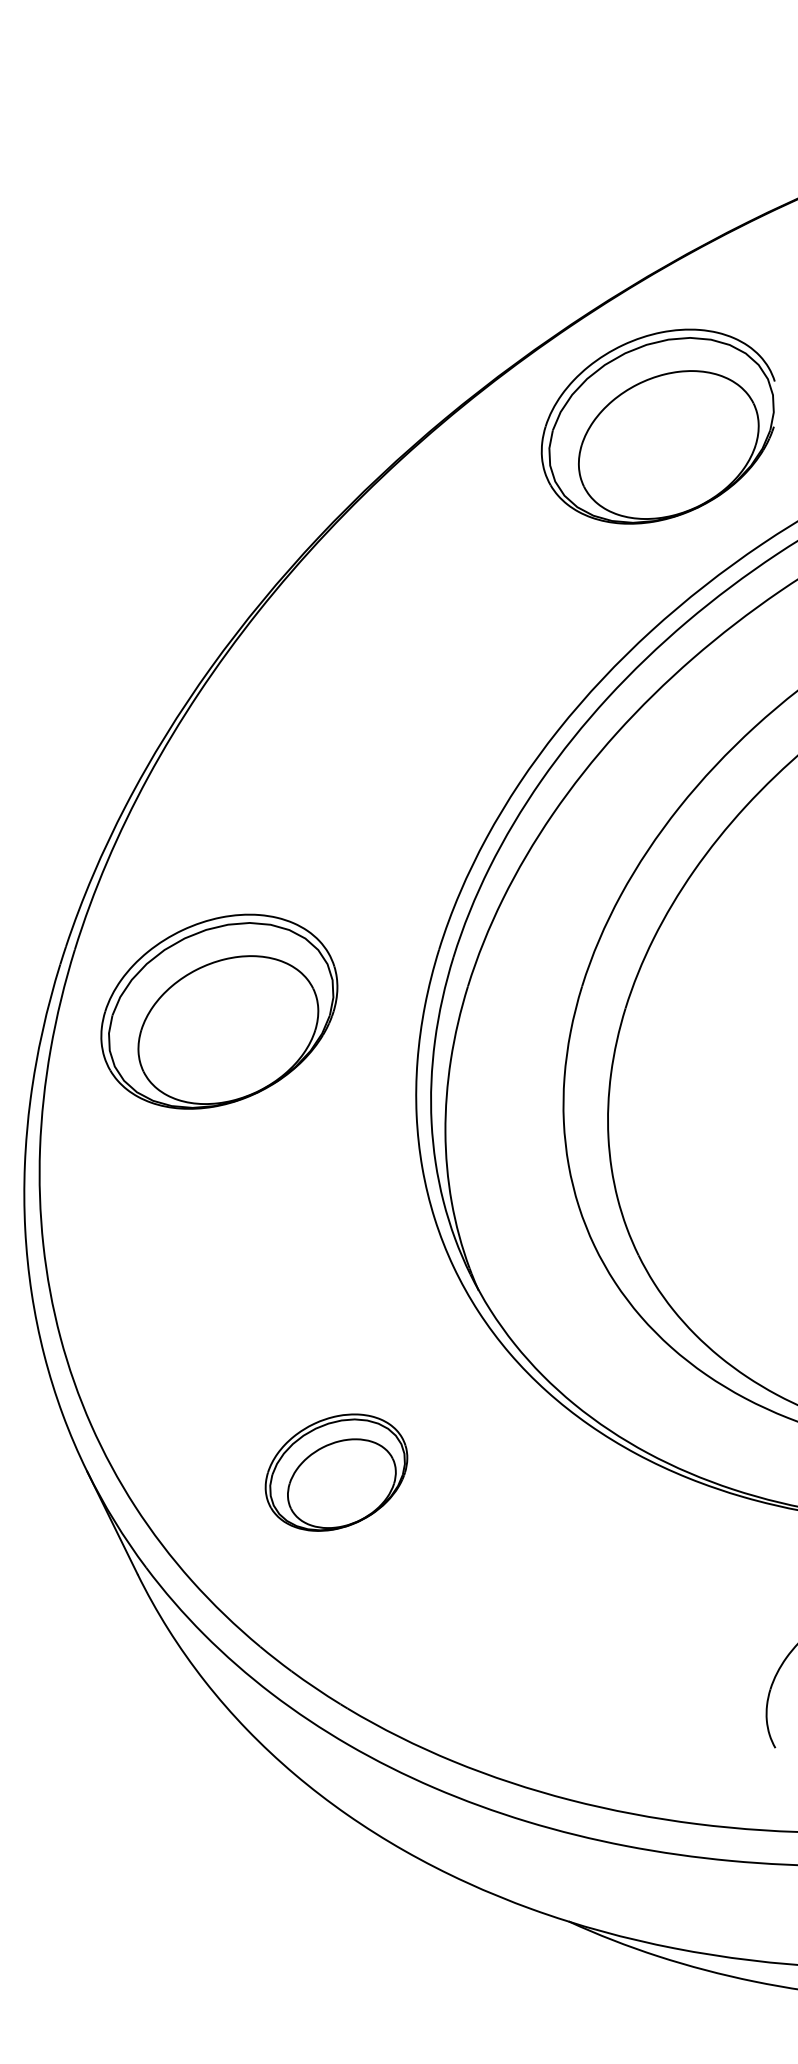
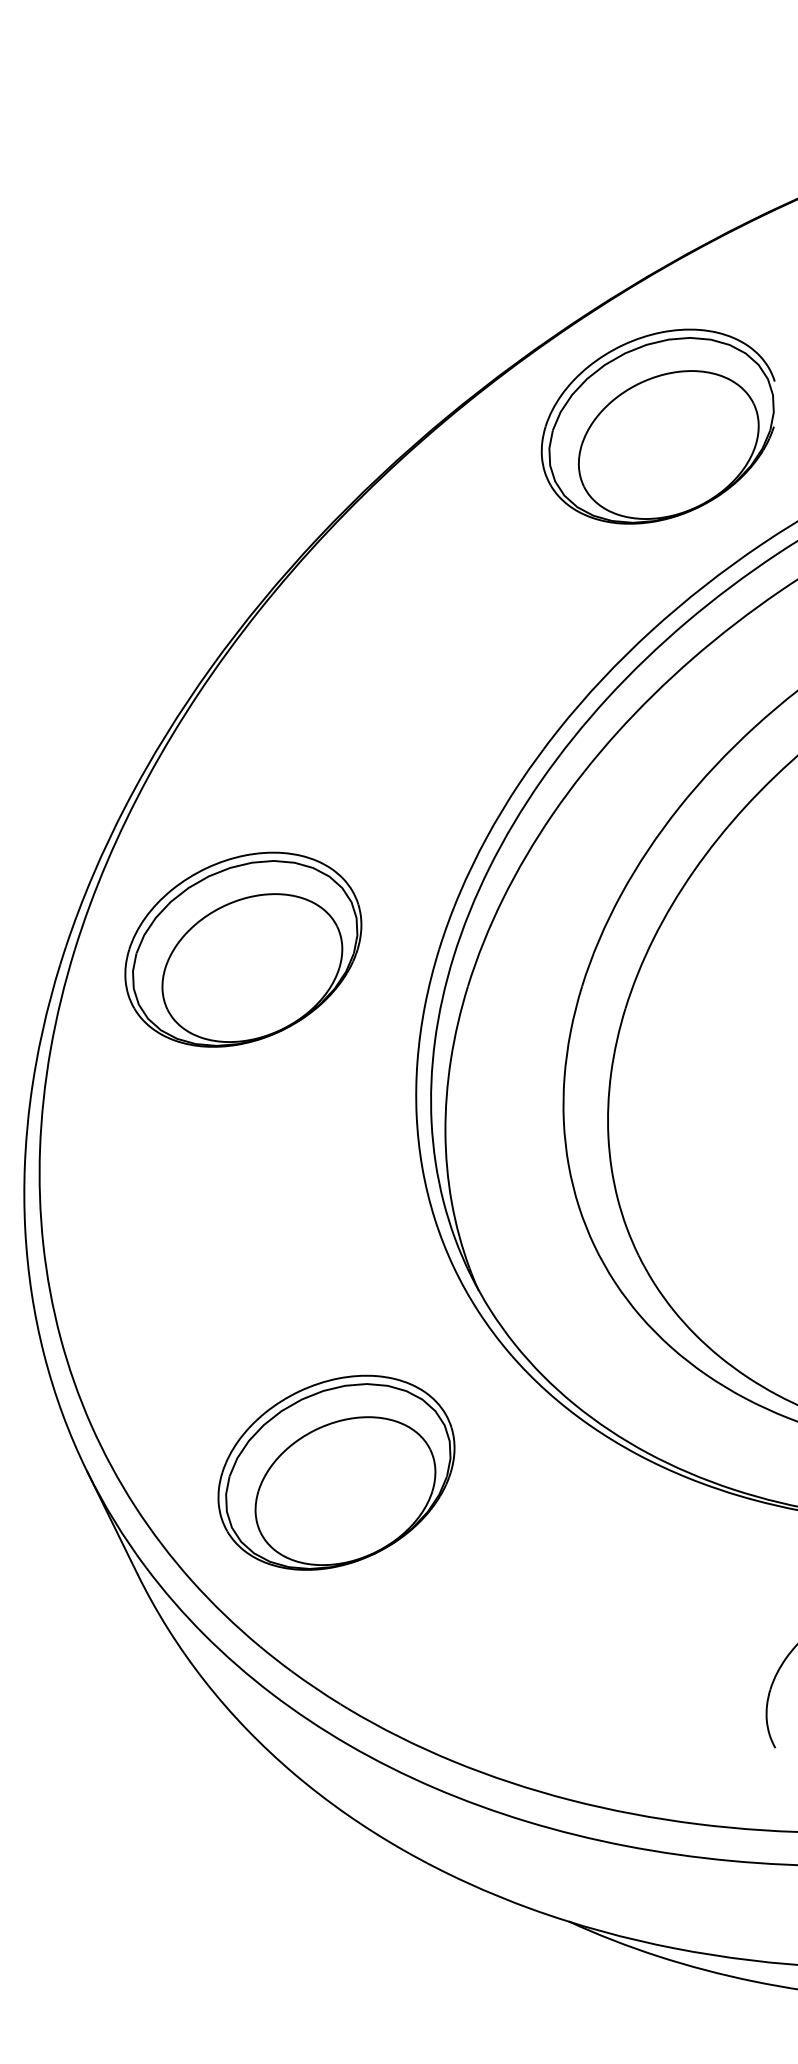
part position: (219, 1011) -> (243, 949) (243, 949)
part size: 145x119 px -> 239x197 px (336, 1472)
